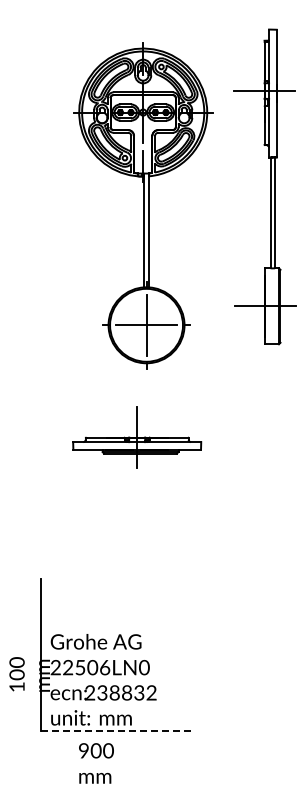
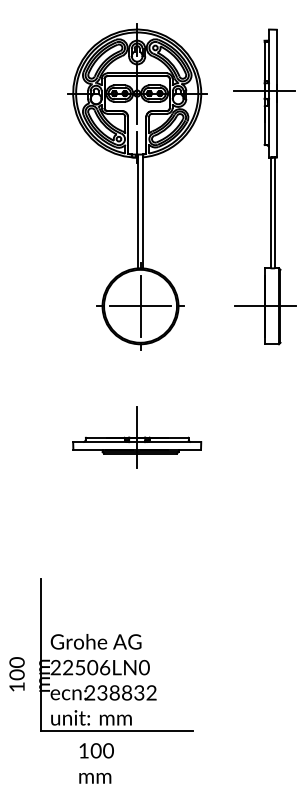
part position: (143, 205) -> (137, 186) (137, 186)
line: dashed -> solid (116, 730)
text: 900 -> 100 (83, 750)
